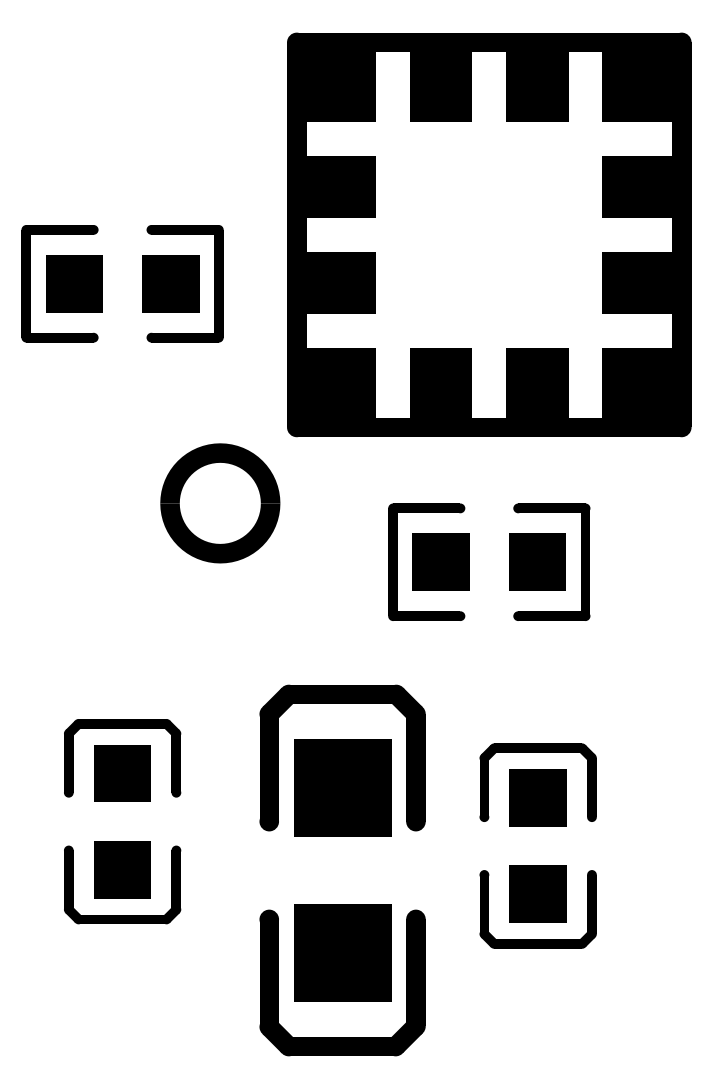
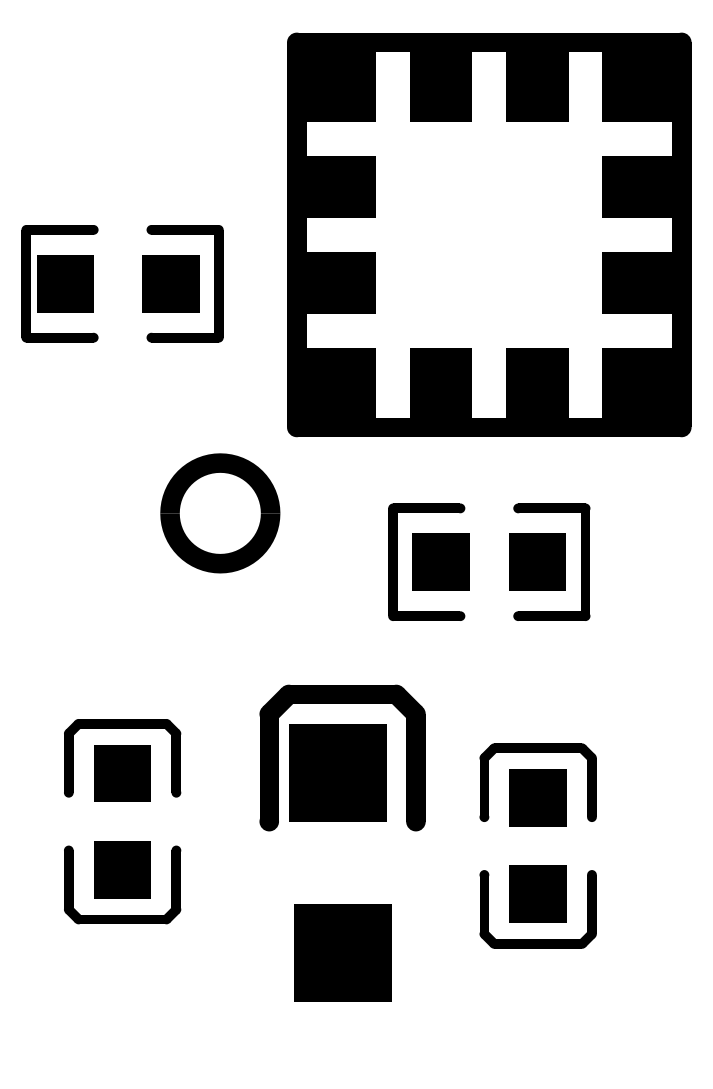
part position: (74, 283) -> (65, 283) (65, 283)
part position: (220, 503) -> (220, 513) (220, 513)
part position: (342, 787) -> (337, 772) (337, 772)
part: present -> none (342, 1037)
